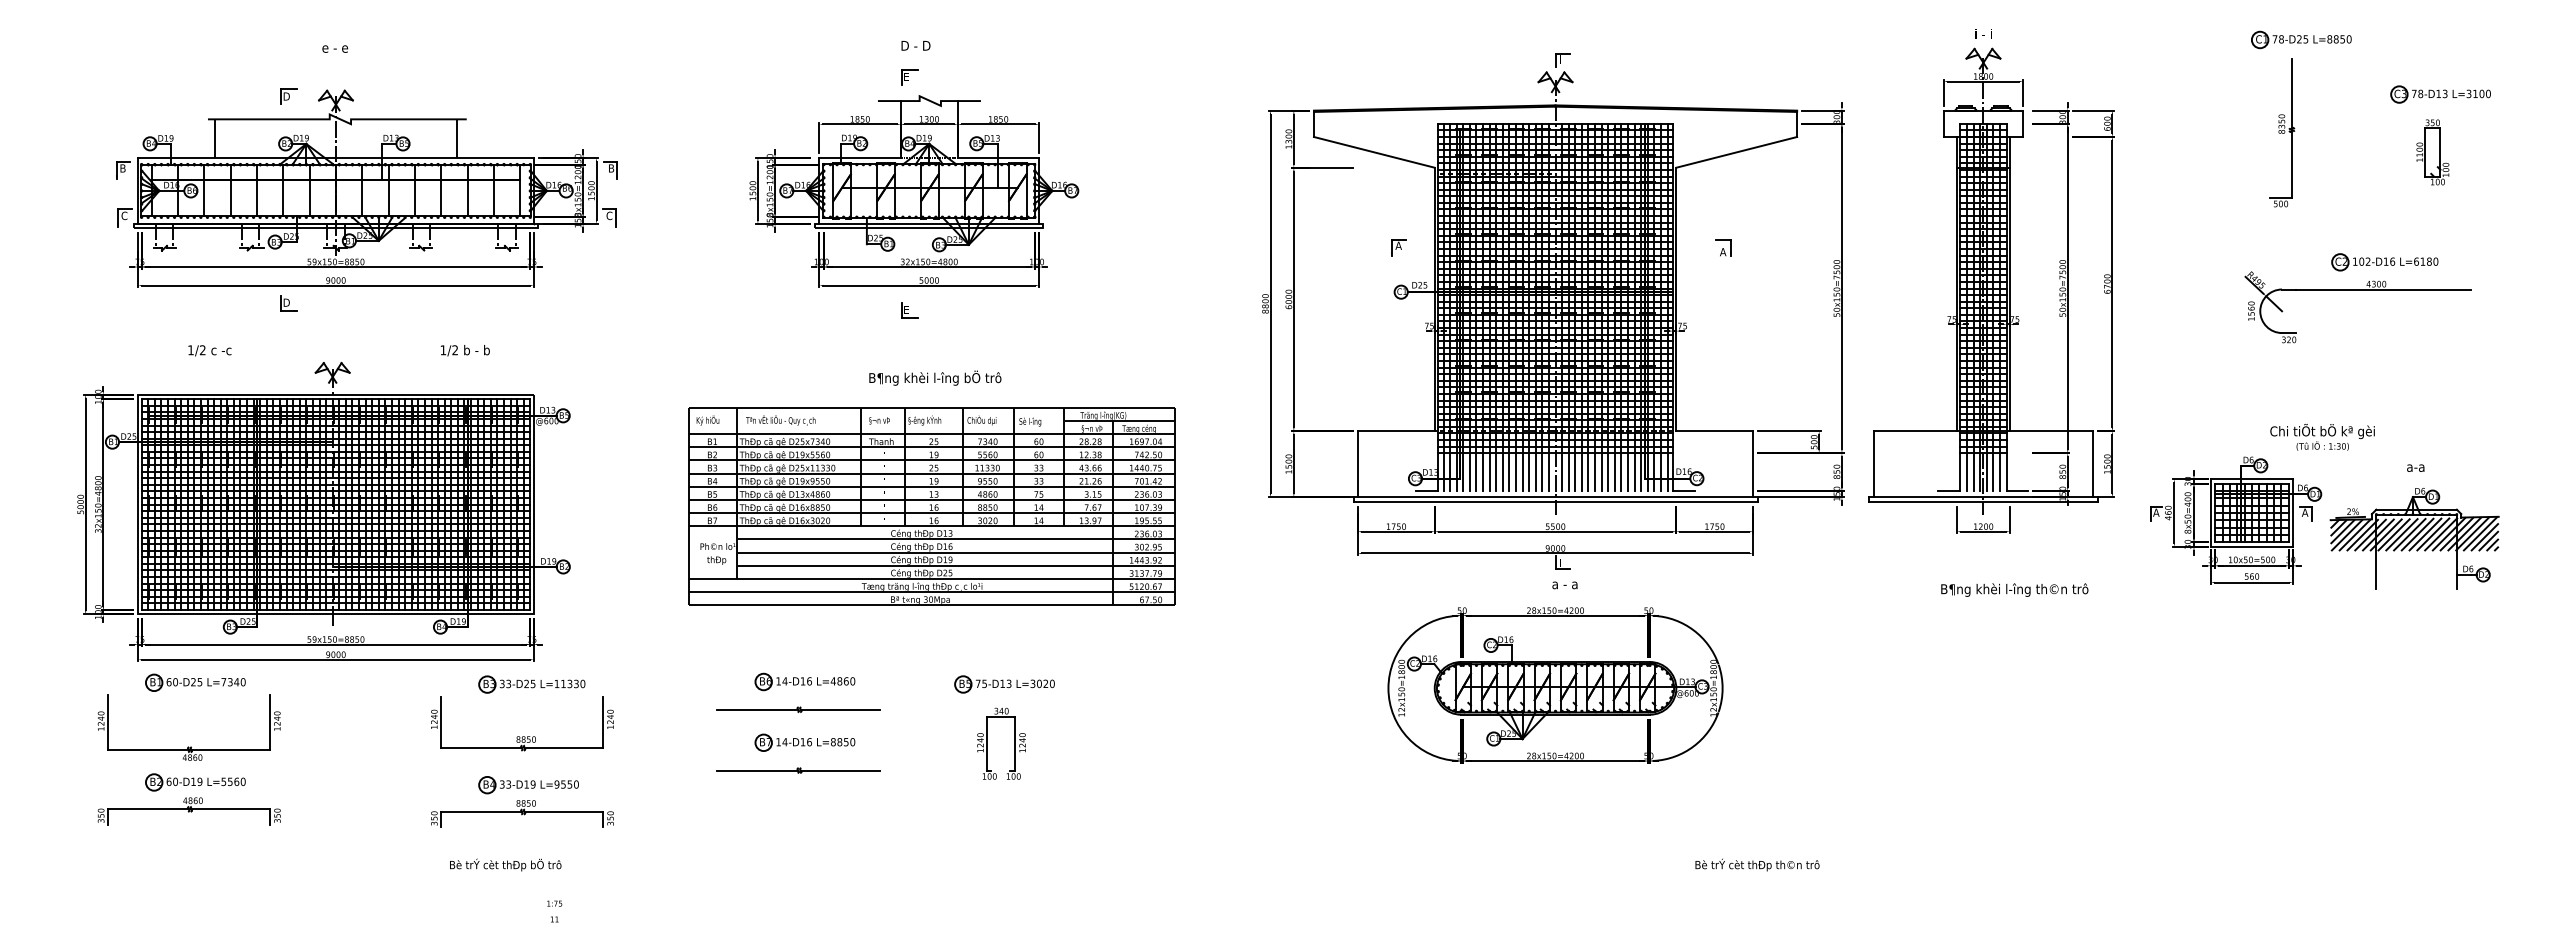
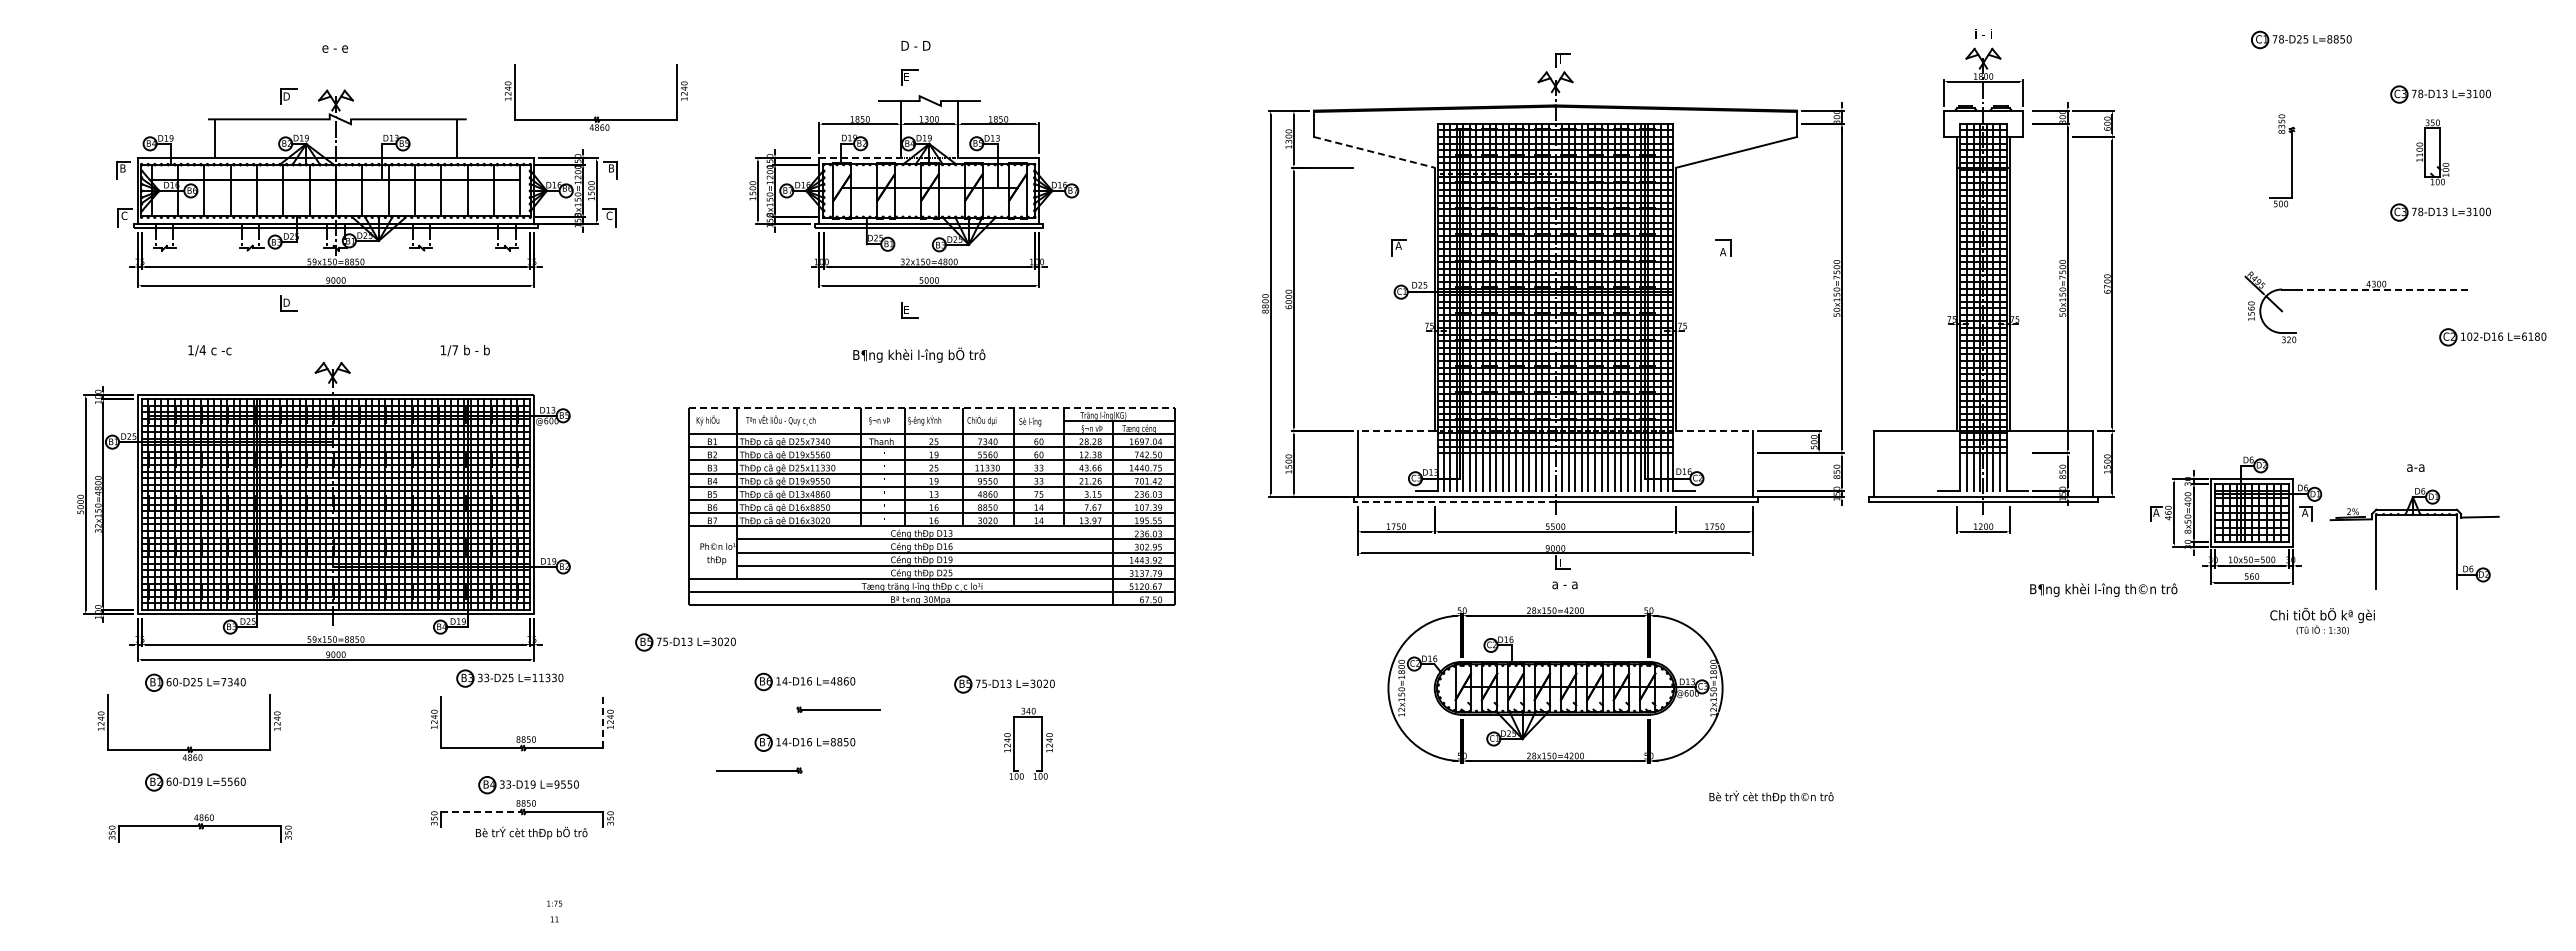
line: present -> none (2291, 93)
part: none -> present (595, 116)
line: solid -> dashed (1374, 152)
line: solid -> dashed (860, 158)
part: none -> present (2440, 212)
part position: (2384, 262) -> (2492, 337) (2492, 337)
line: solid -> dashed (2384, 289)
text: 1/2 -> 1/4 (202, 350)
text: 1/2 -> 1/7 (454, 350)
text position: (935, 377) -> (919, 354) (919, 354)
line: solid -> dashed (931, 407)
line: solid -> dashed (1395, 431)
line: solid -> dashed (1715, 431)
text position: (2322, 437) -> (2322, 621) (2322, 621)
line: solid -> dashed (1454, 501)
hatch: present -> none (2414, 533)
text position: (2014, 589) -> (2103, 589) (2103, 589)
part: none -> present (685, 642)
part position: (531, 684) -> (509, 678) (509, 678)
line: present -> none (757, 709)
line: solid -> dashed (603, 723)
part position: (1014, 743) -> (1041, 743) (1041, 743)
line: present -> none (839, 770)
part position: (188, 811) -> (199, 828) (199, 828)
line: solid -> dashed (481, 811)
text position: (505, 864) -> (531, 832) (531, 832)
text position: (1757, 864) -> (1771, 796) (1771, 796)
